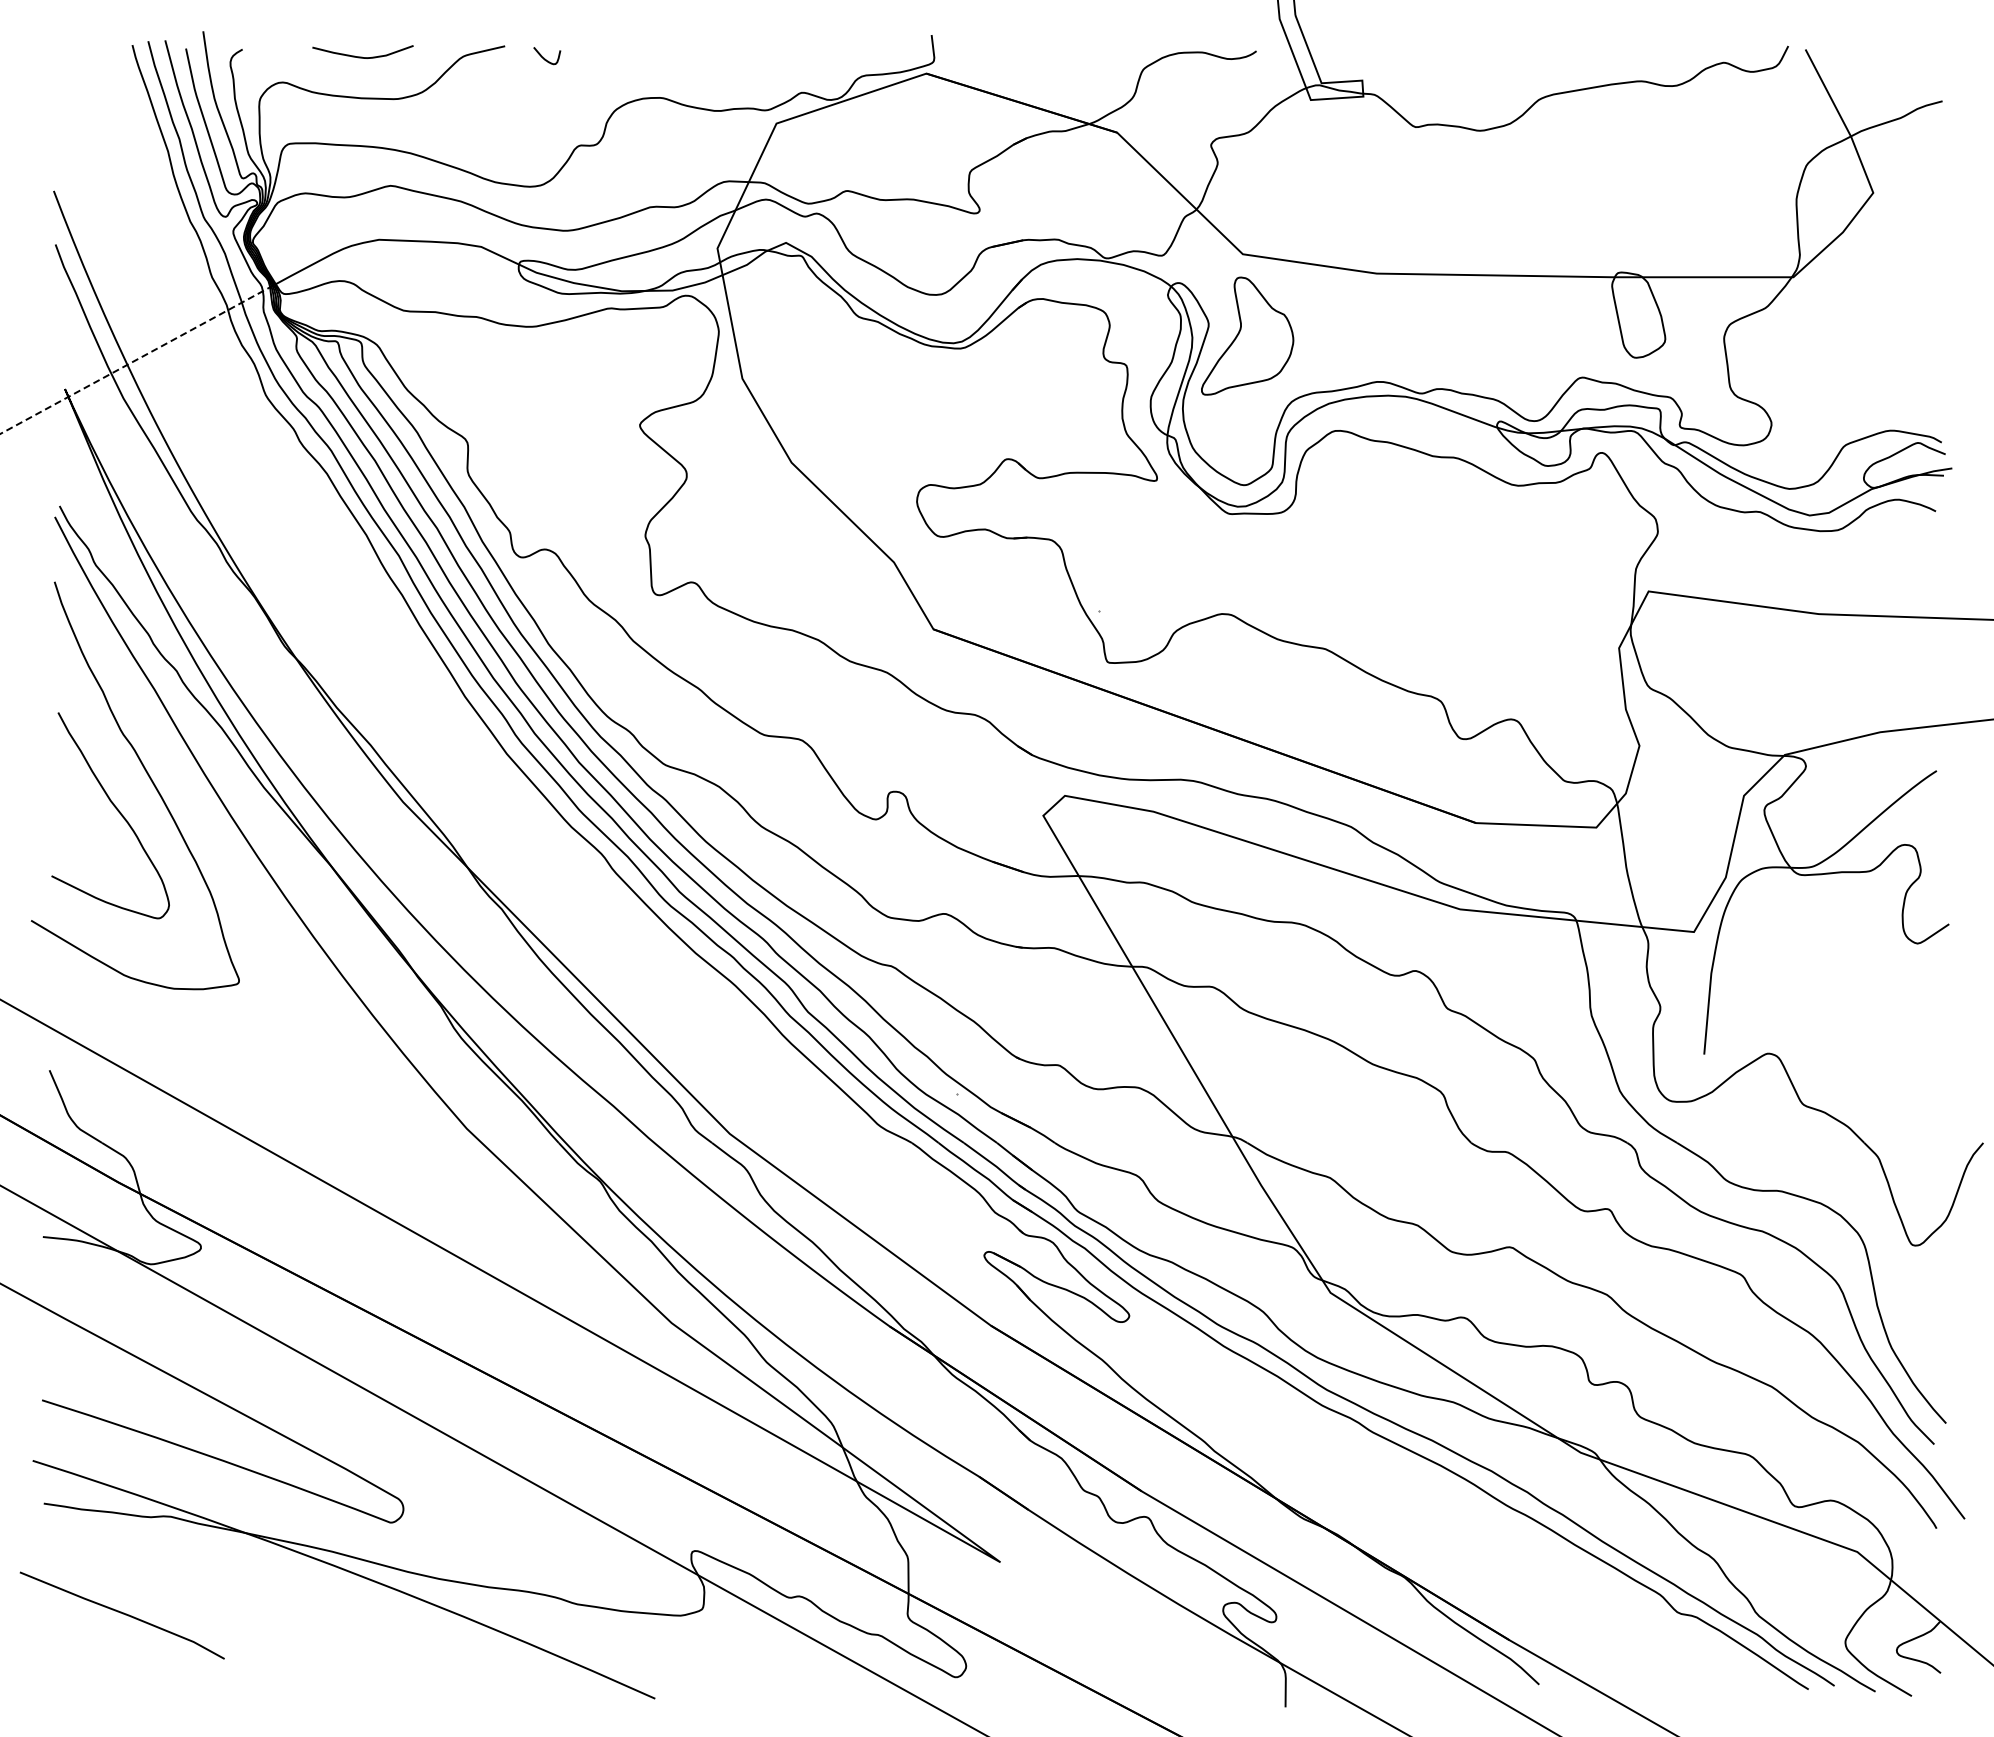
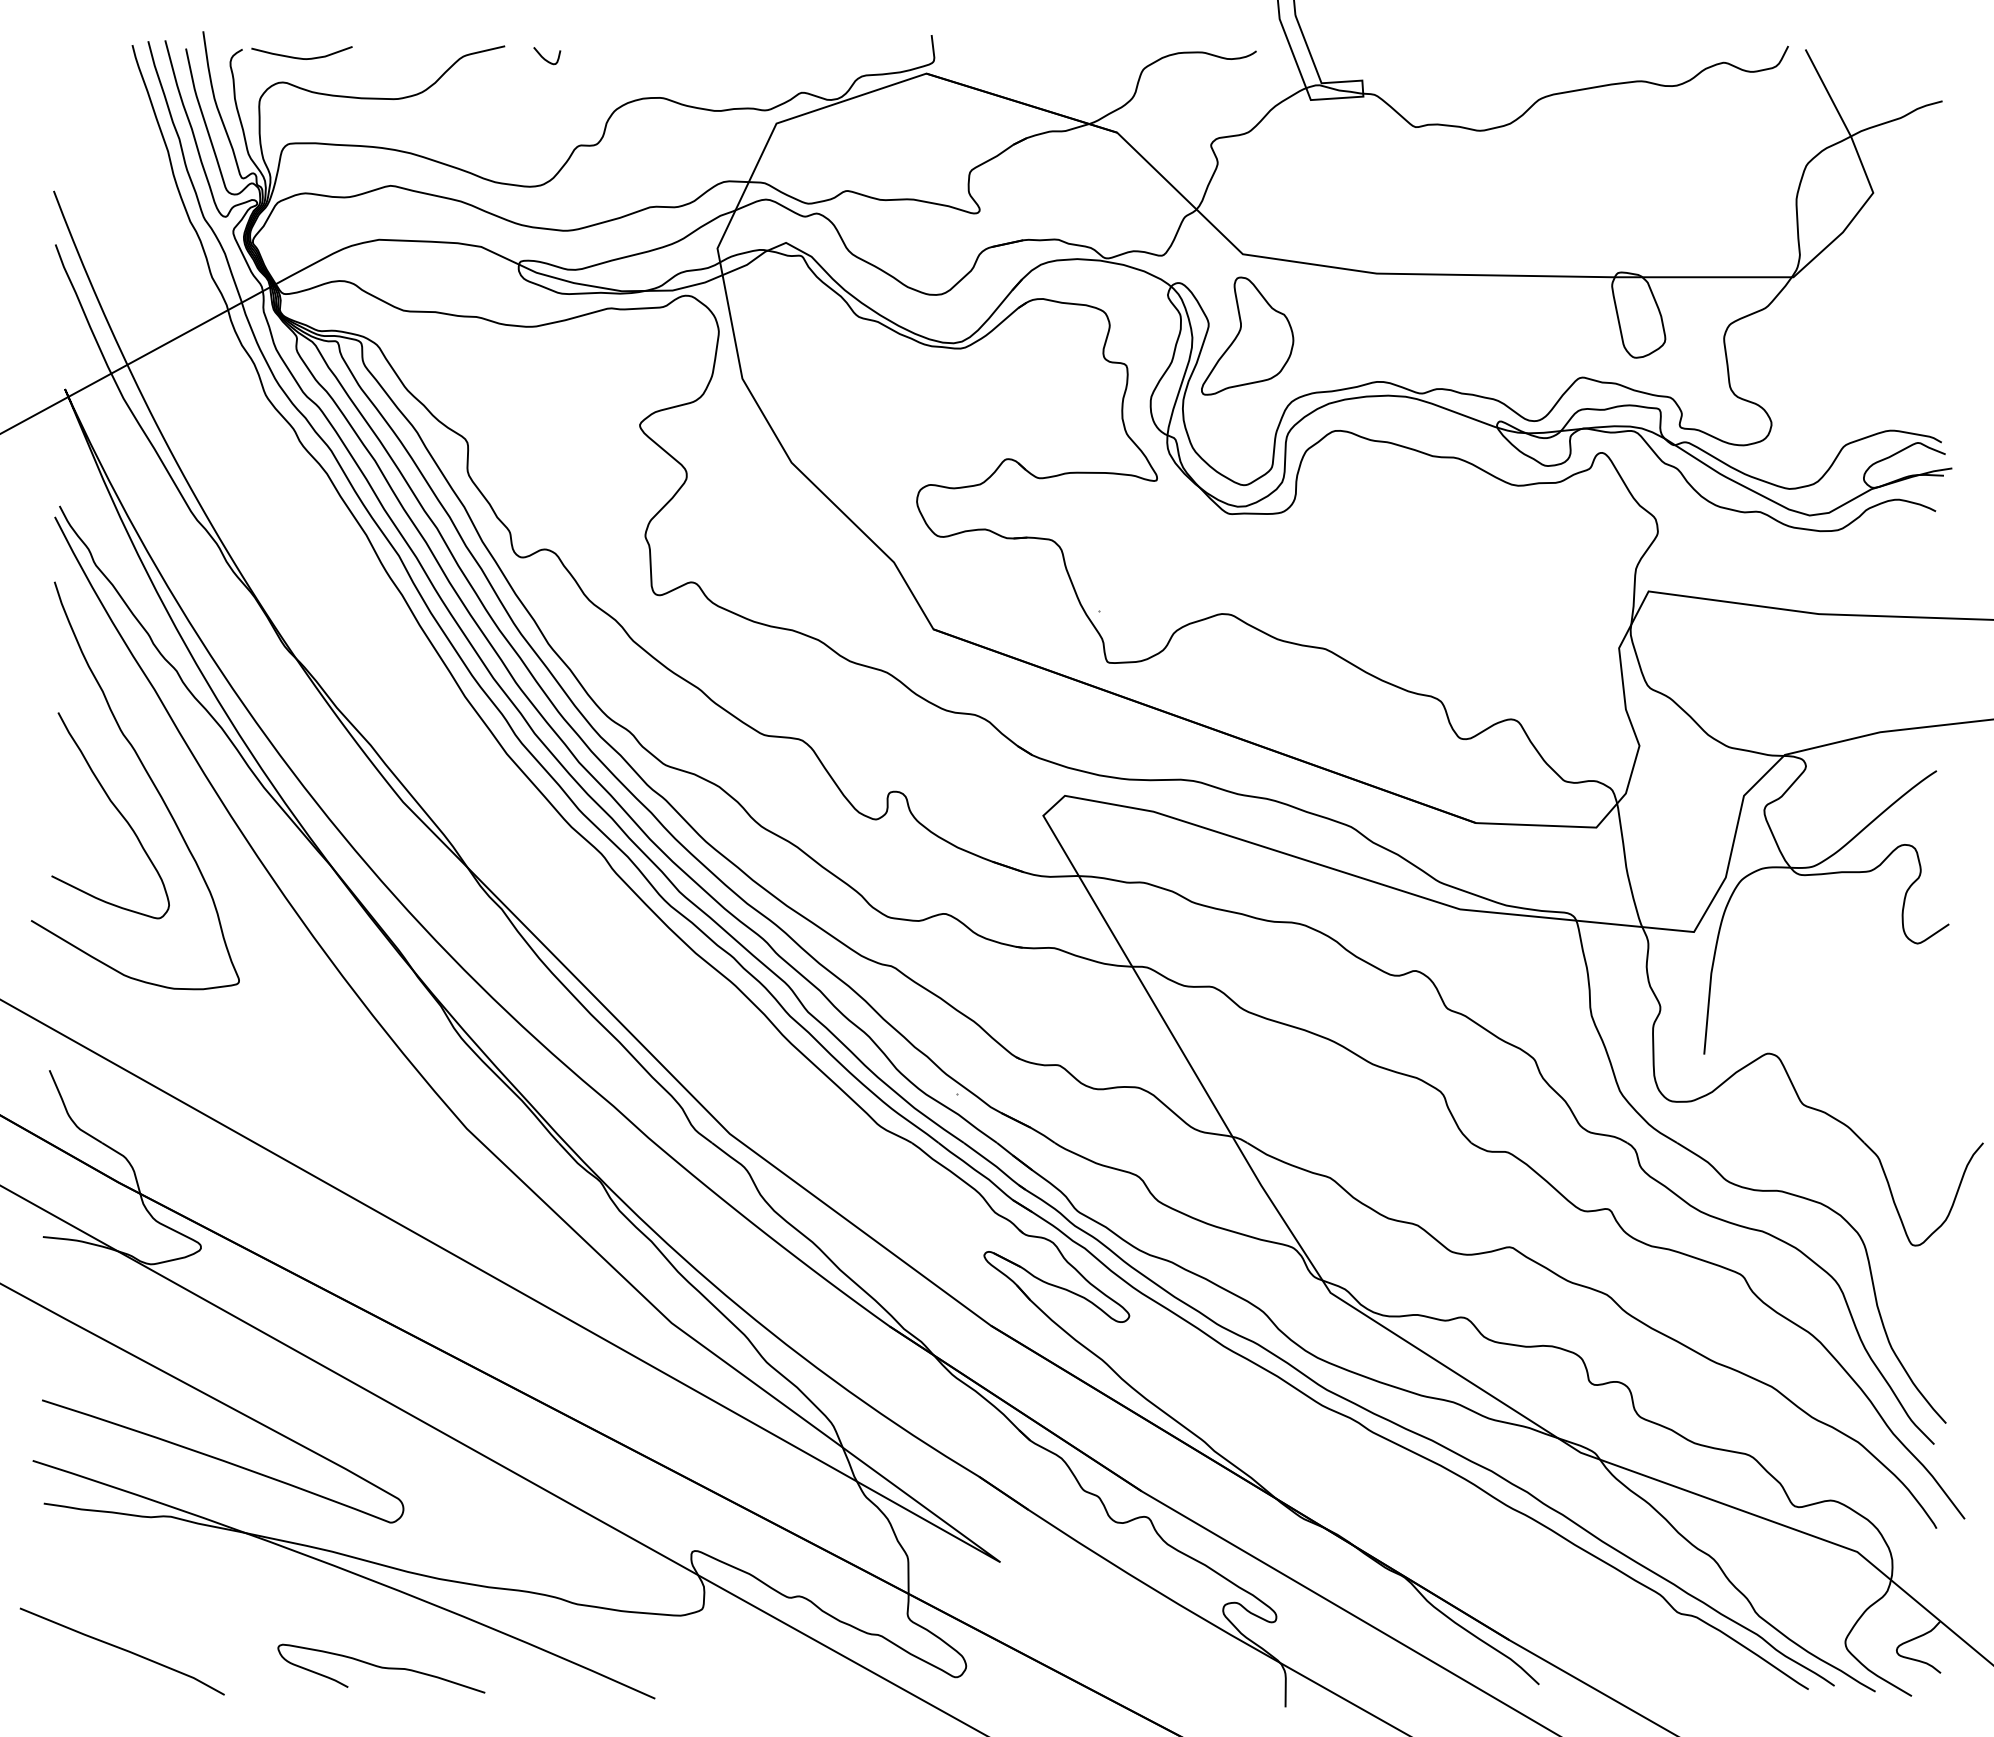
curve position: (362, 56) -> (301, 57) (301, 57)
line: dashed -> solid (137, 359)
line position: (122, 1614) -> (122, 1650) (122, 1650)
curve: none -> present (381, 1668)
